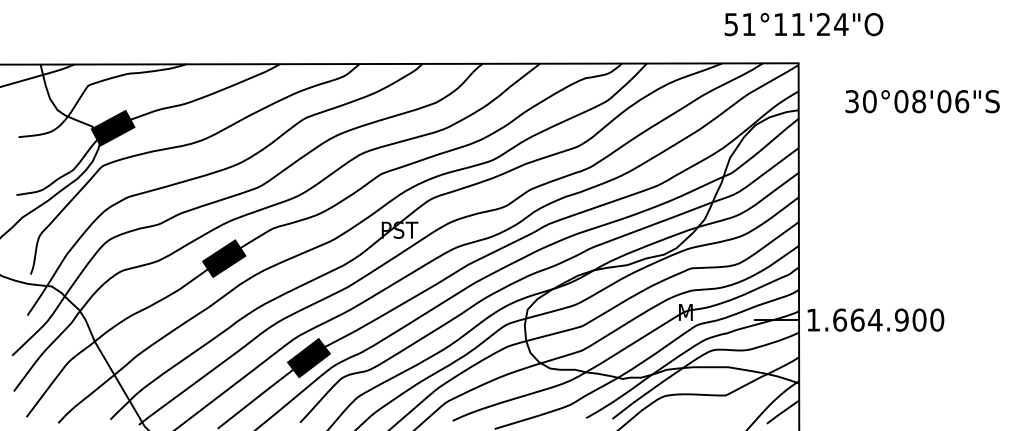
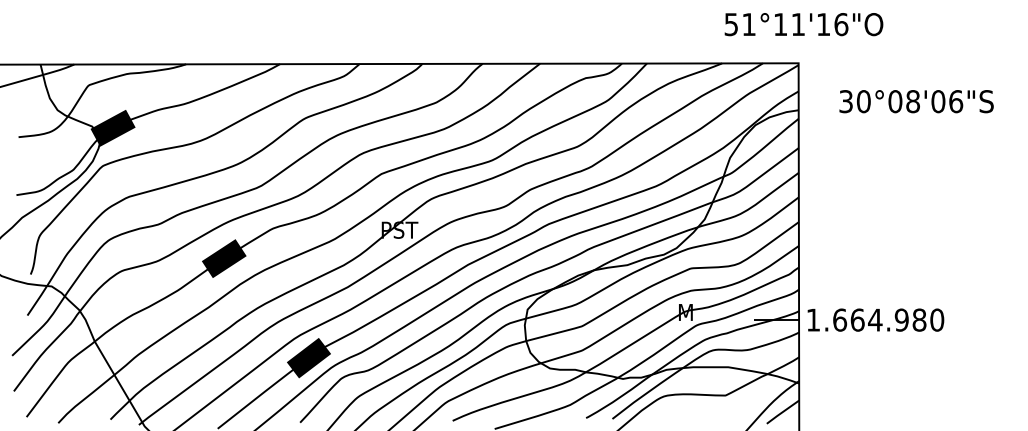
text: 51°11'24"O -> 51°11'16"O (832, 24)
text position: (922, 101) -> (916, 101) (916, 101)
text: 1.664.900 -> 1.664.980 (919, 319)
